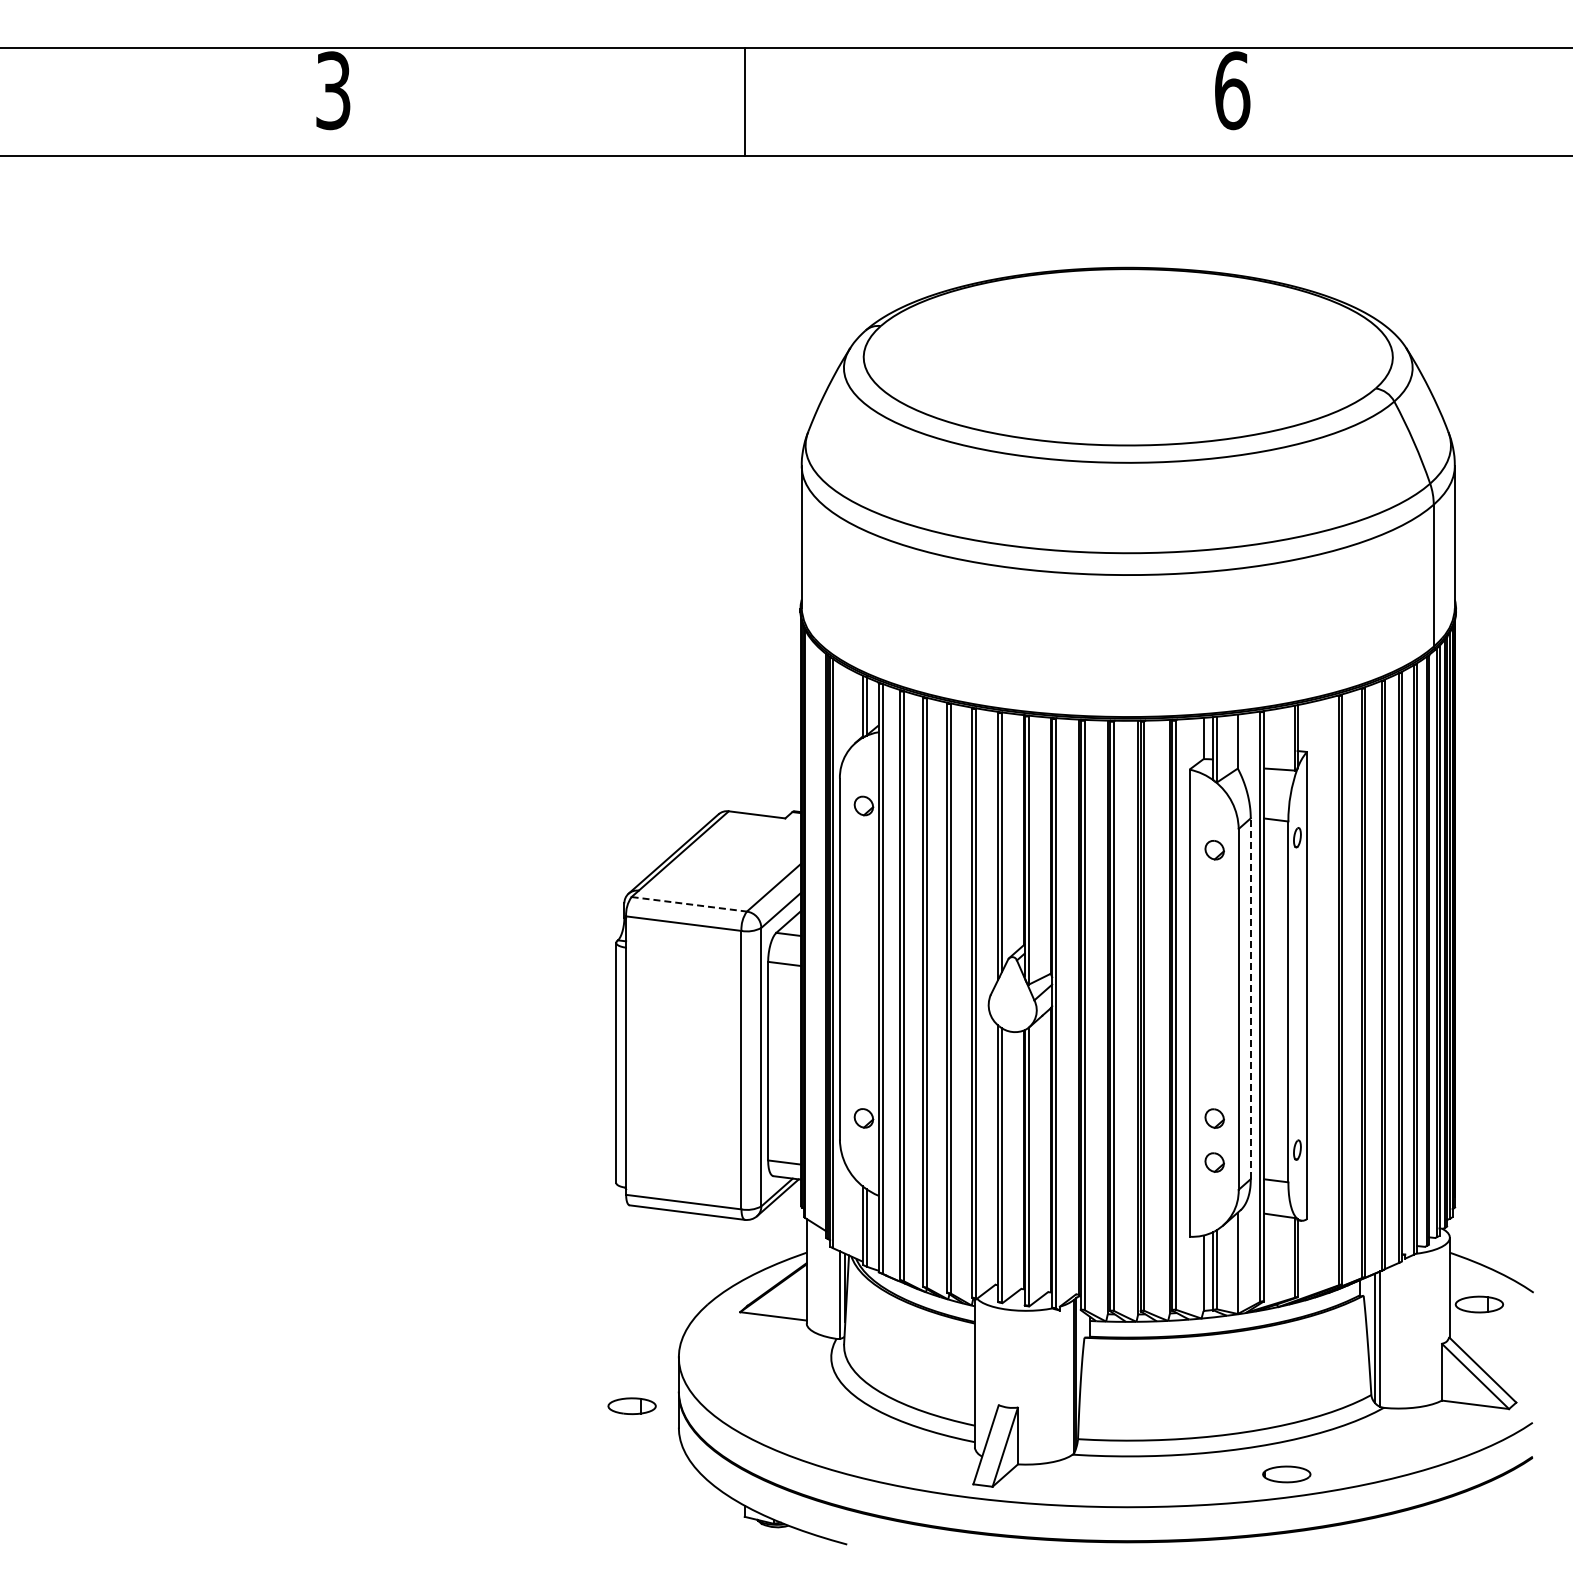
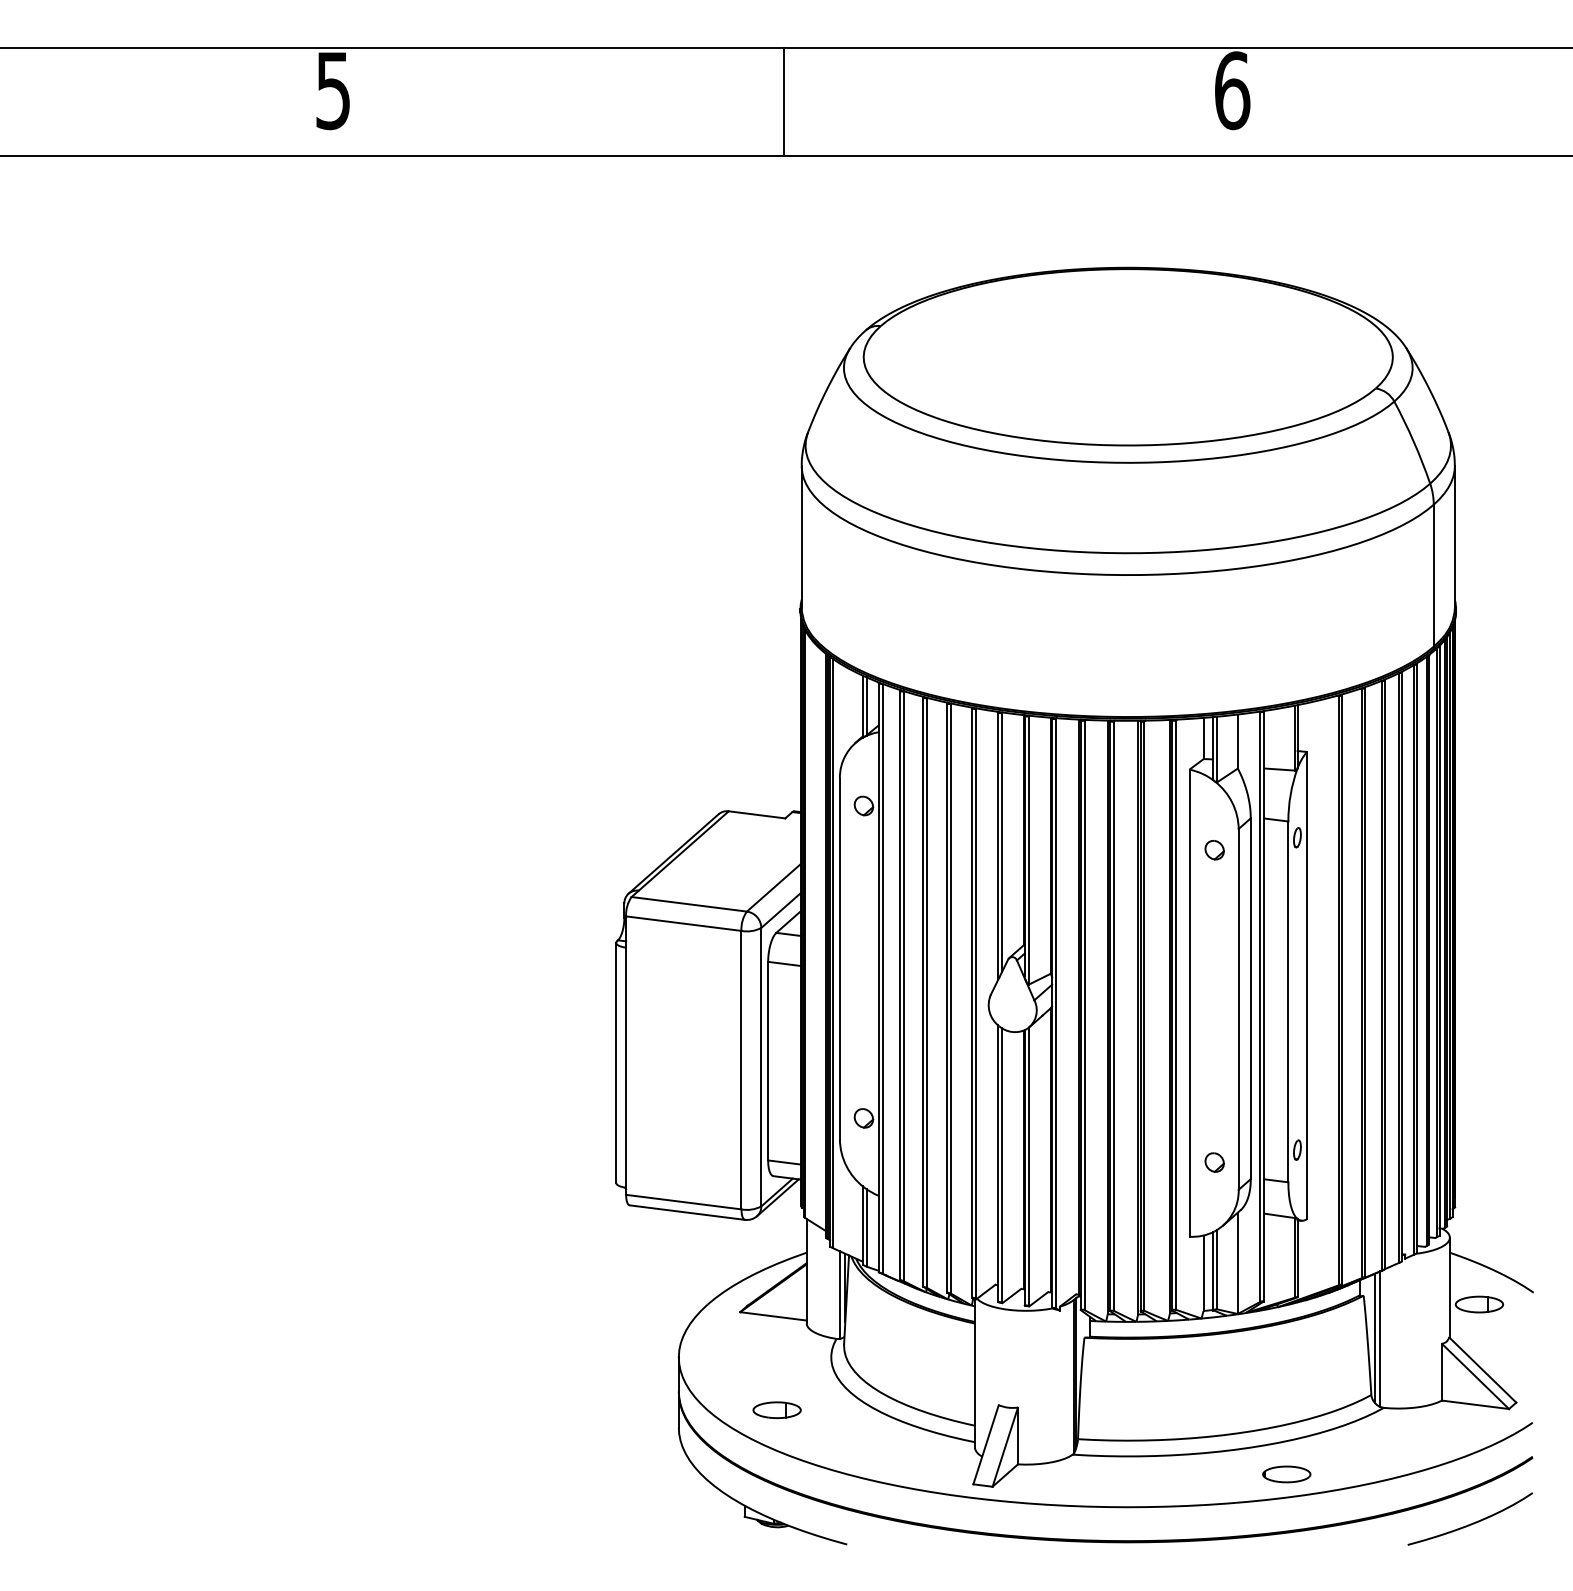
text: 3 -> 5 (333, 90)
line position: (744, 101) -> (783, 101) (783, 101)
line: dashed -> solid (689, 904)
line: dashed -> solid (1250, 998)
part: present -> none (1214, 1118)
part position: (631, 1406) -> (776, 1410) (776, 1410)
curve: none -> present (1473, 1522)
